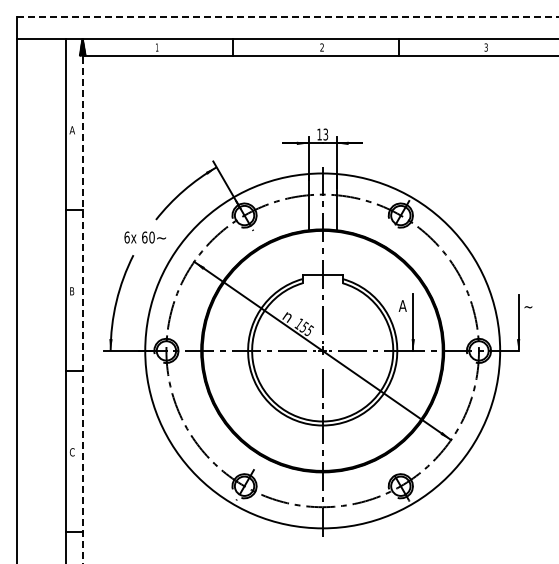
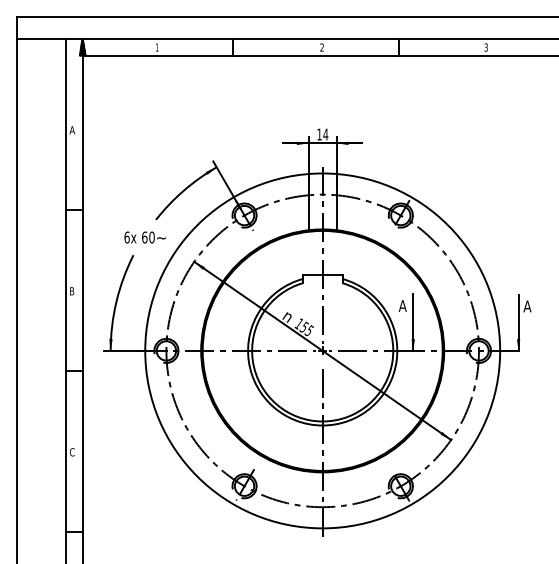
line: dashed -> solid (287, 16)
text: 13 -> 14 (325, 134)
text: ~ -> A (527, 306)
line: dashed -> solid (82, 309)
